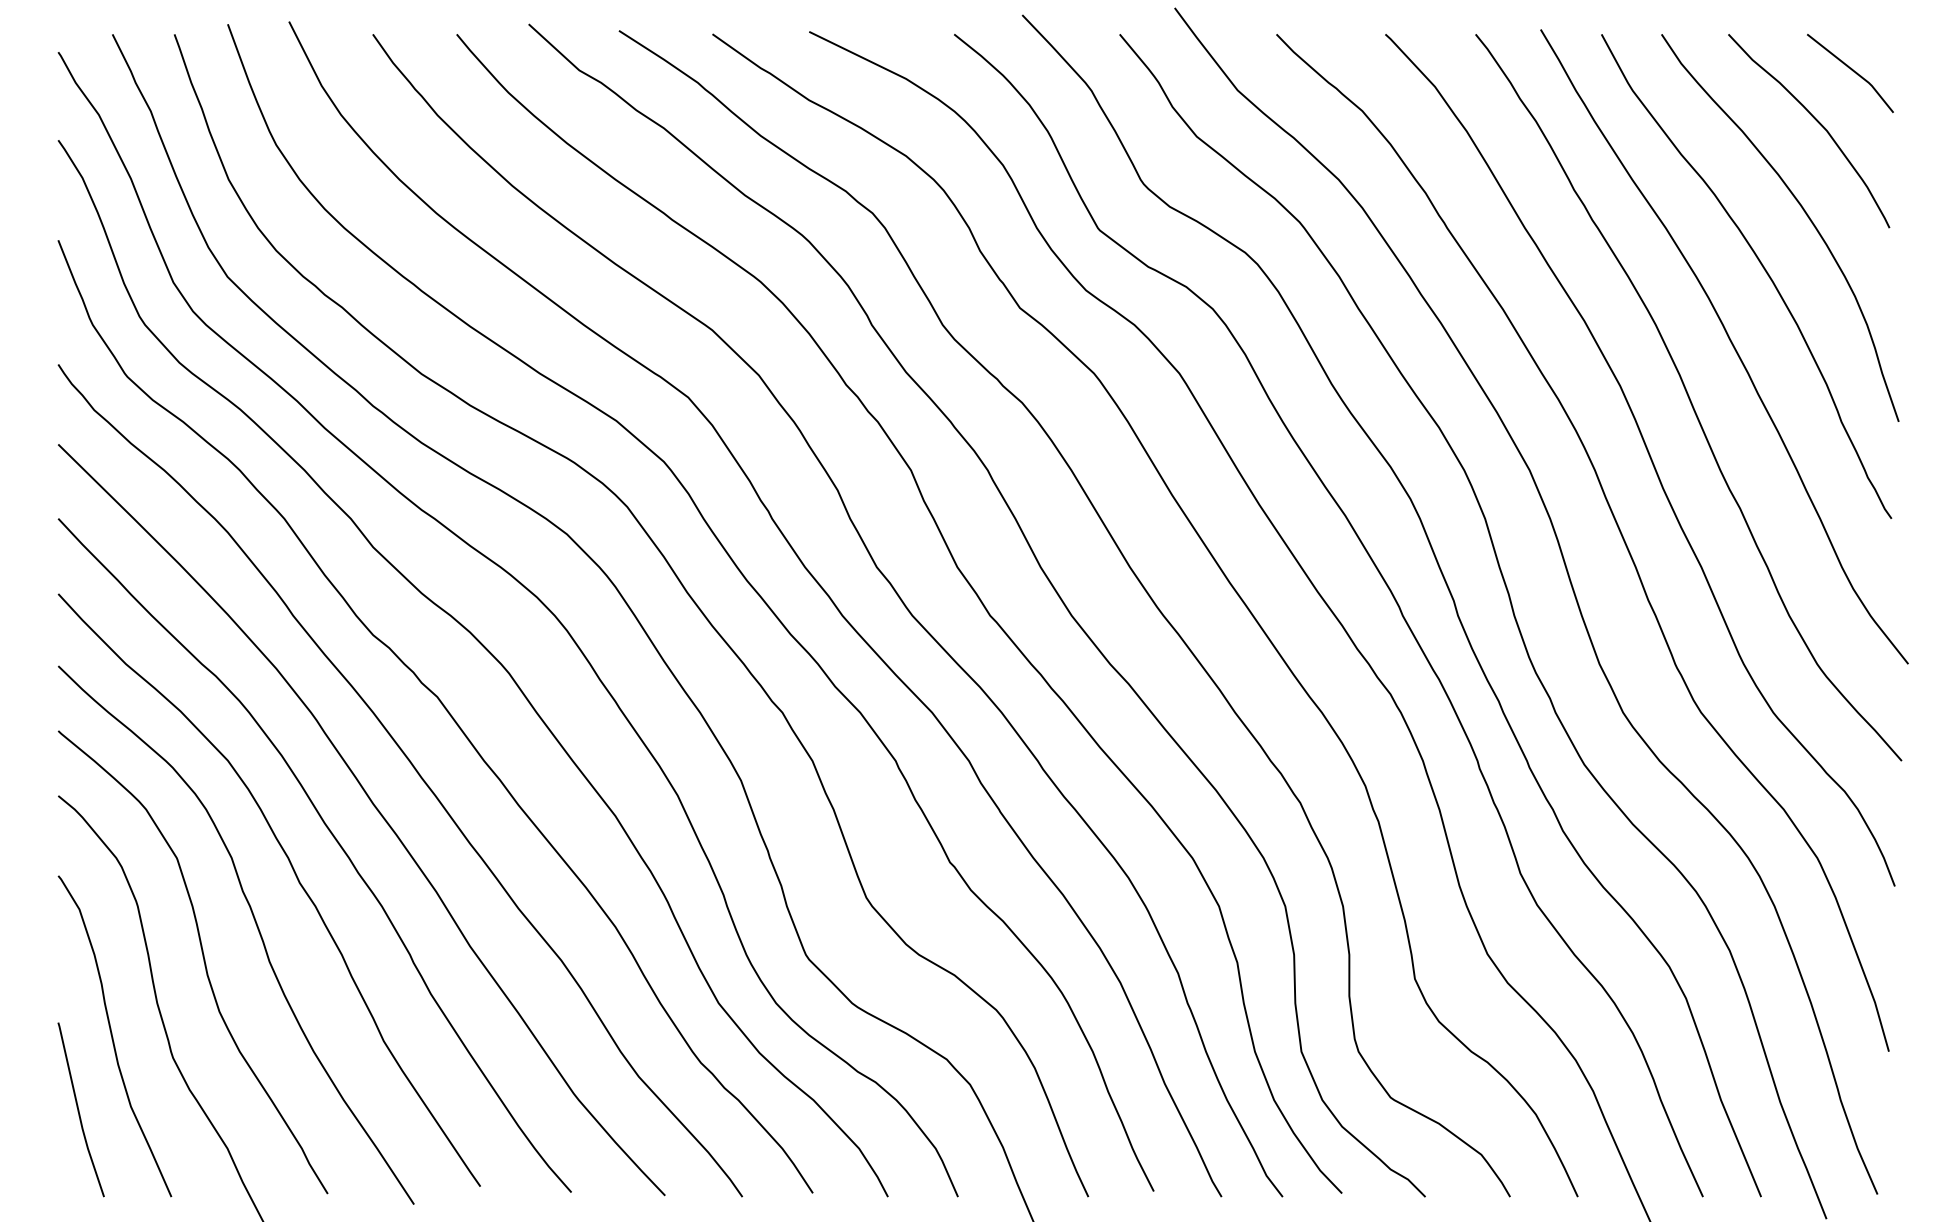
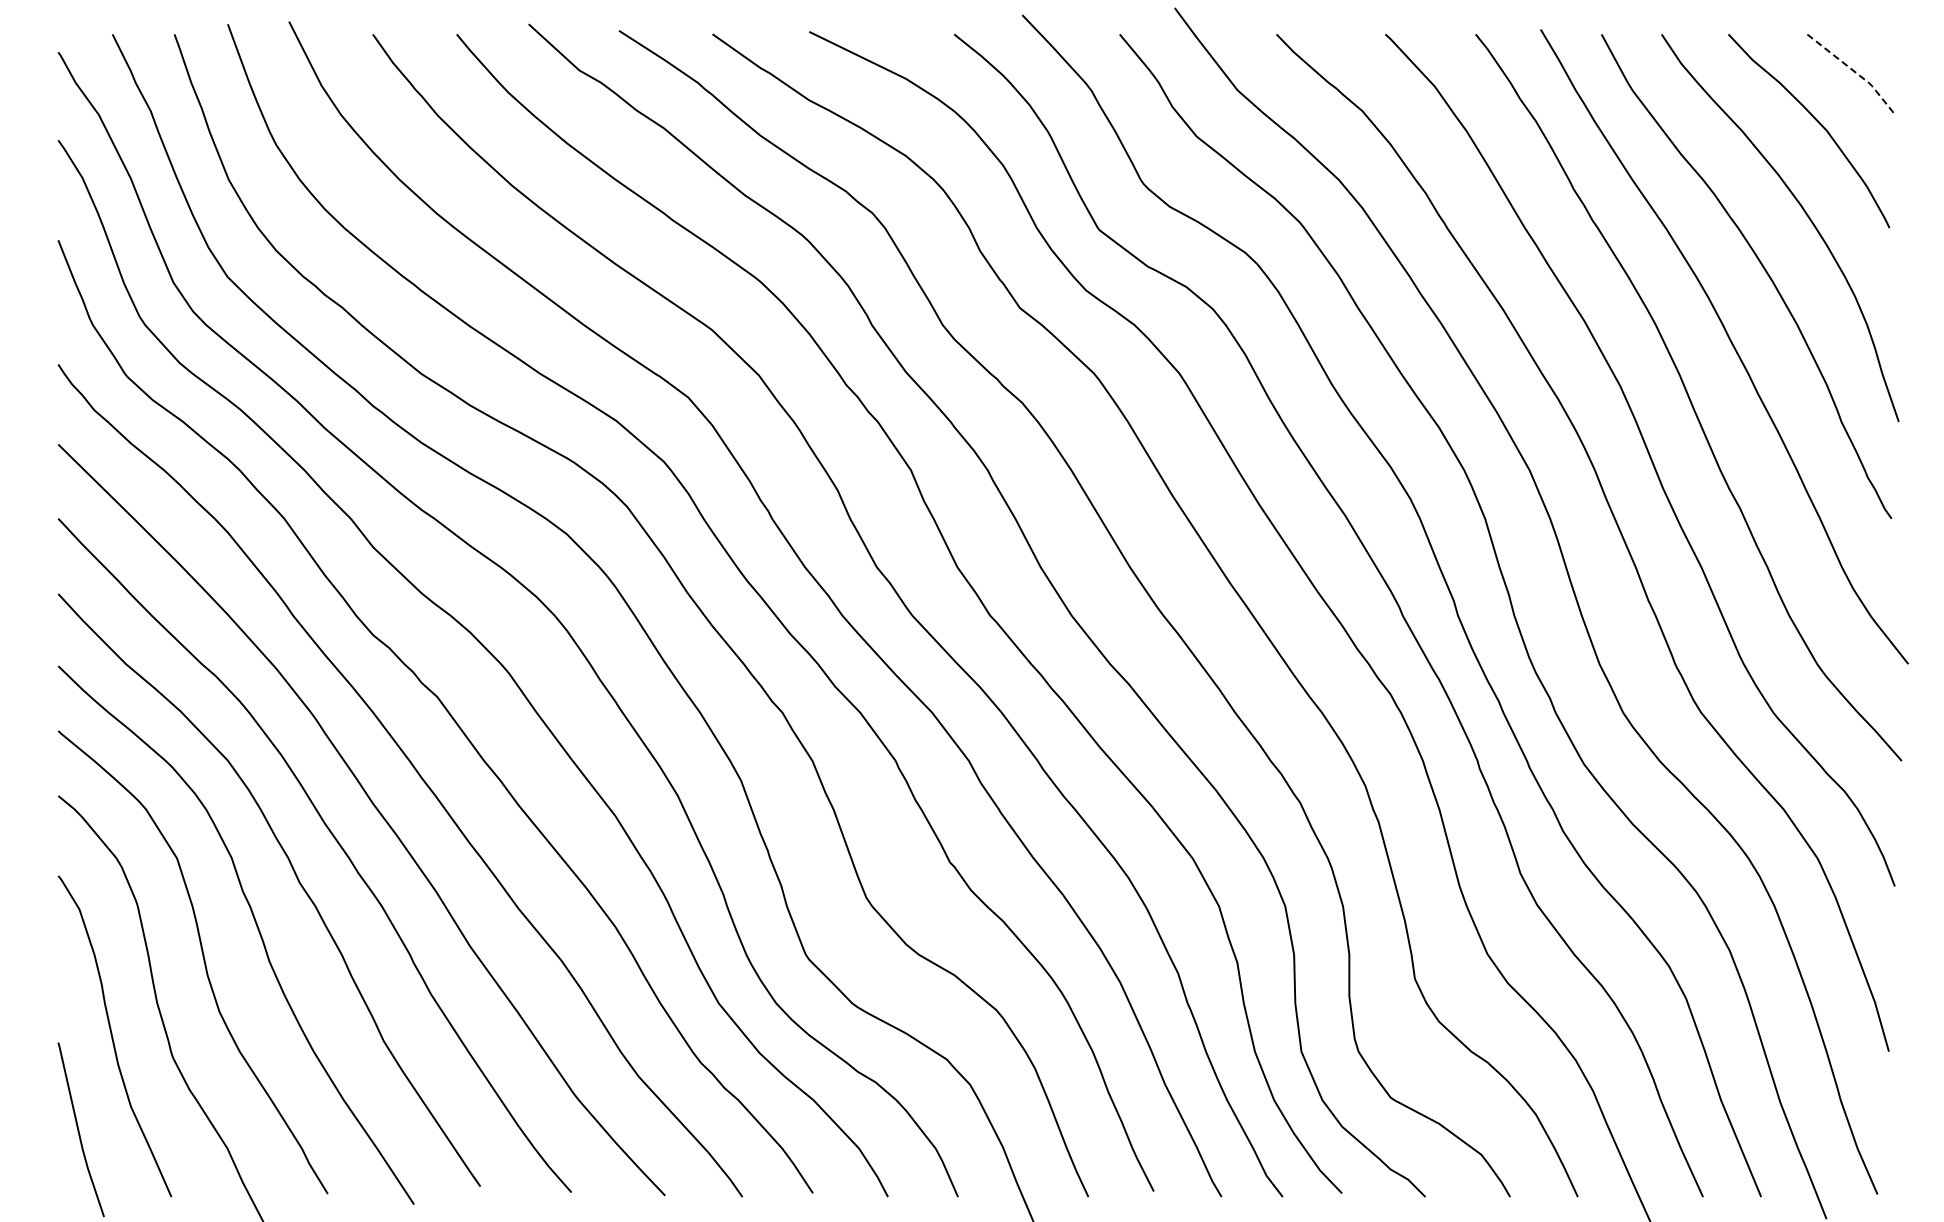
line: solid -> dashed (1853, 71)
line position: (79, 1109) -> (79, 1129) (79, 1129)
